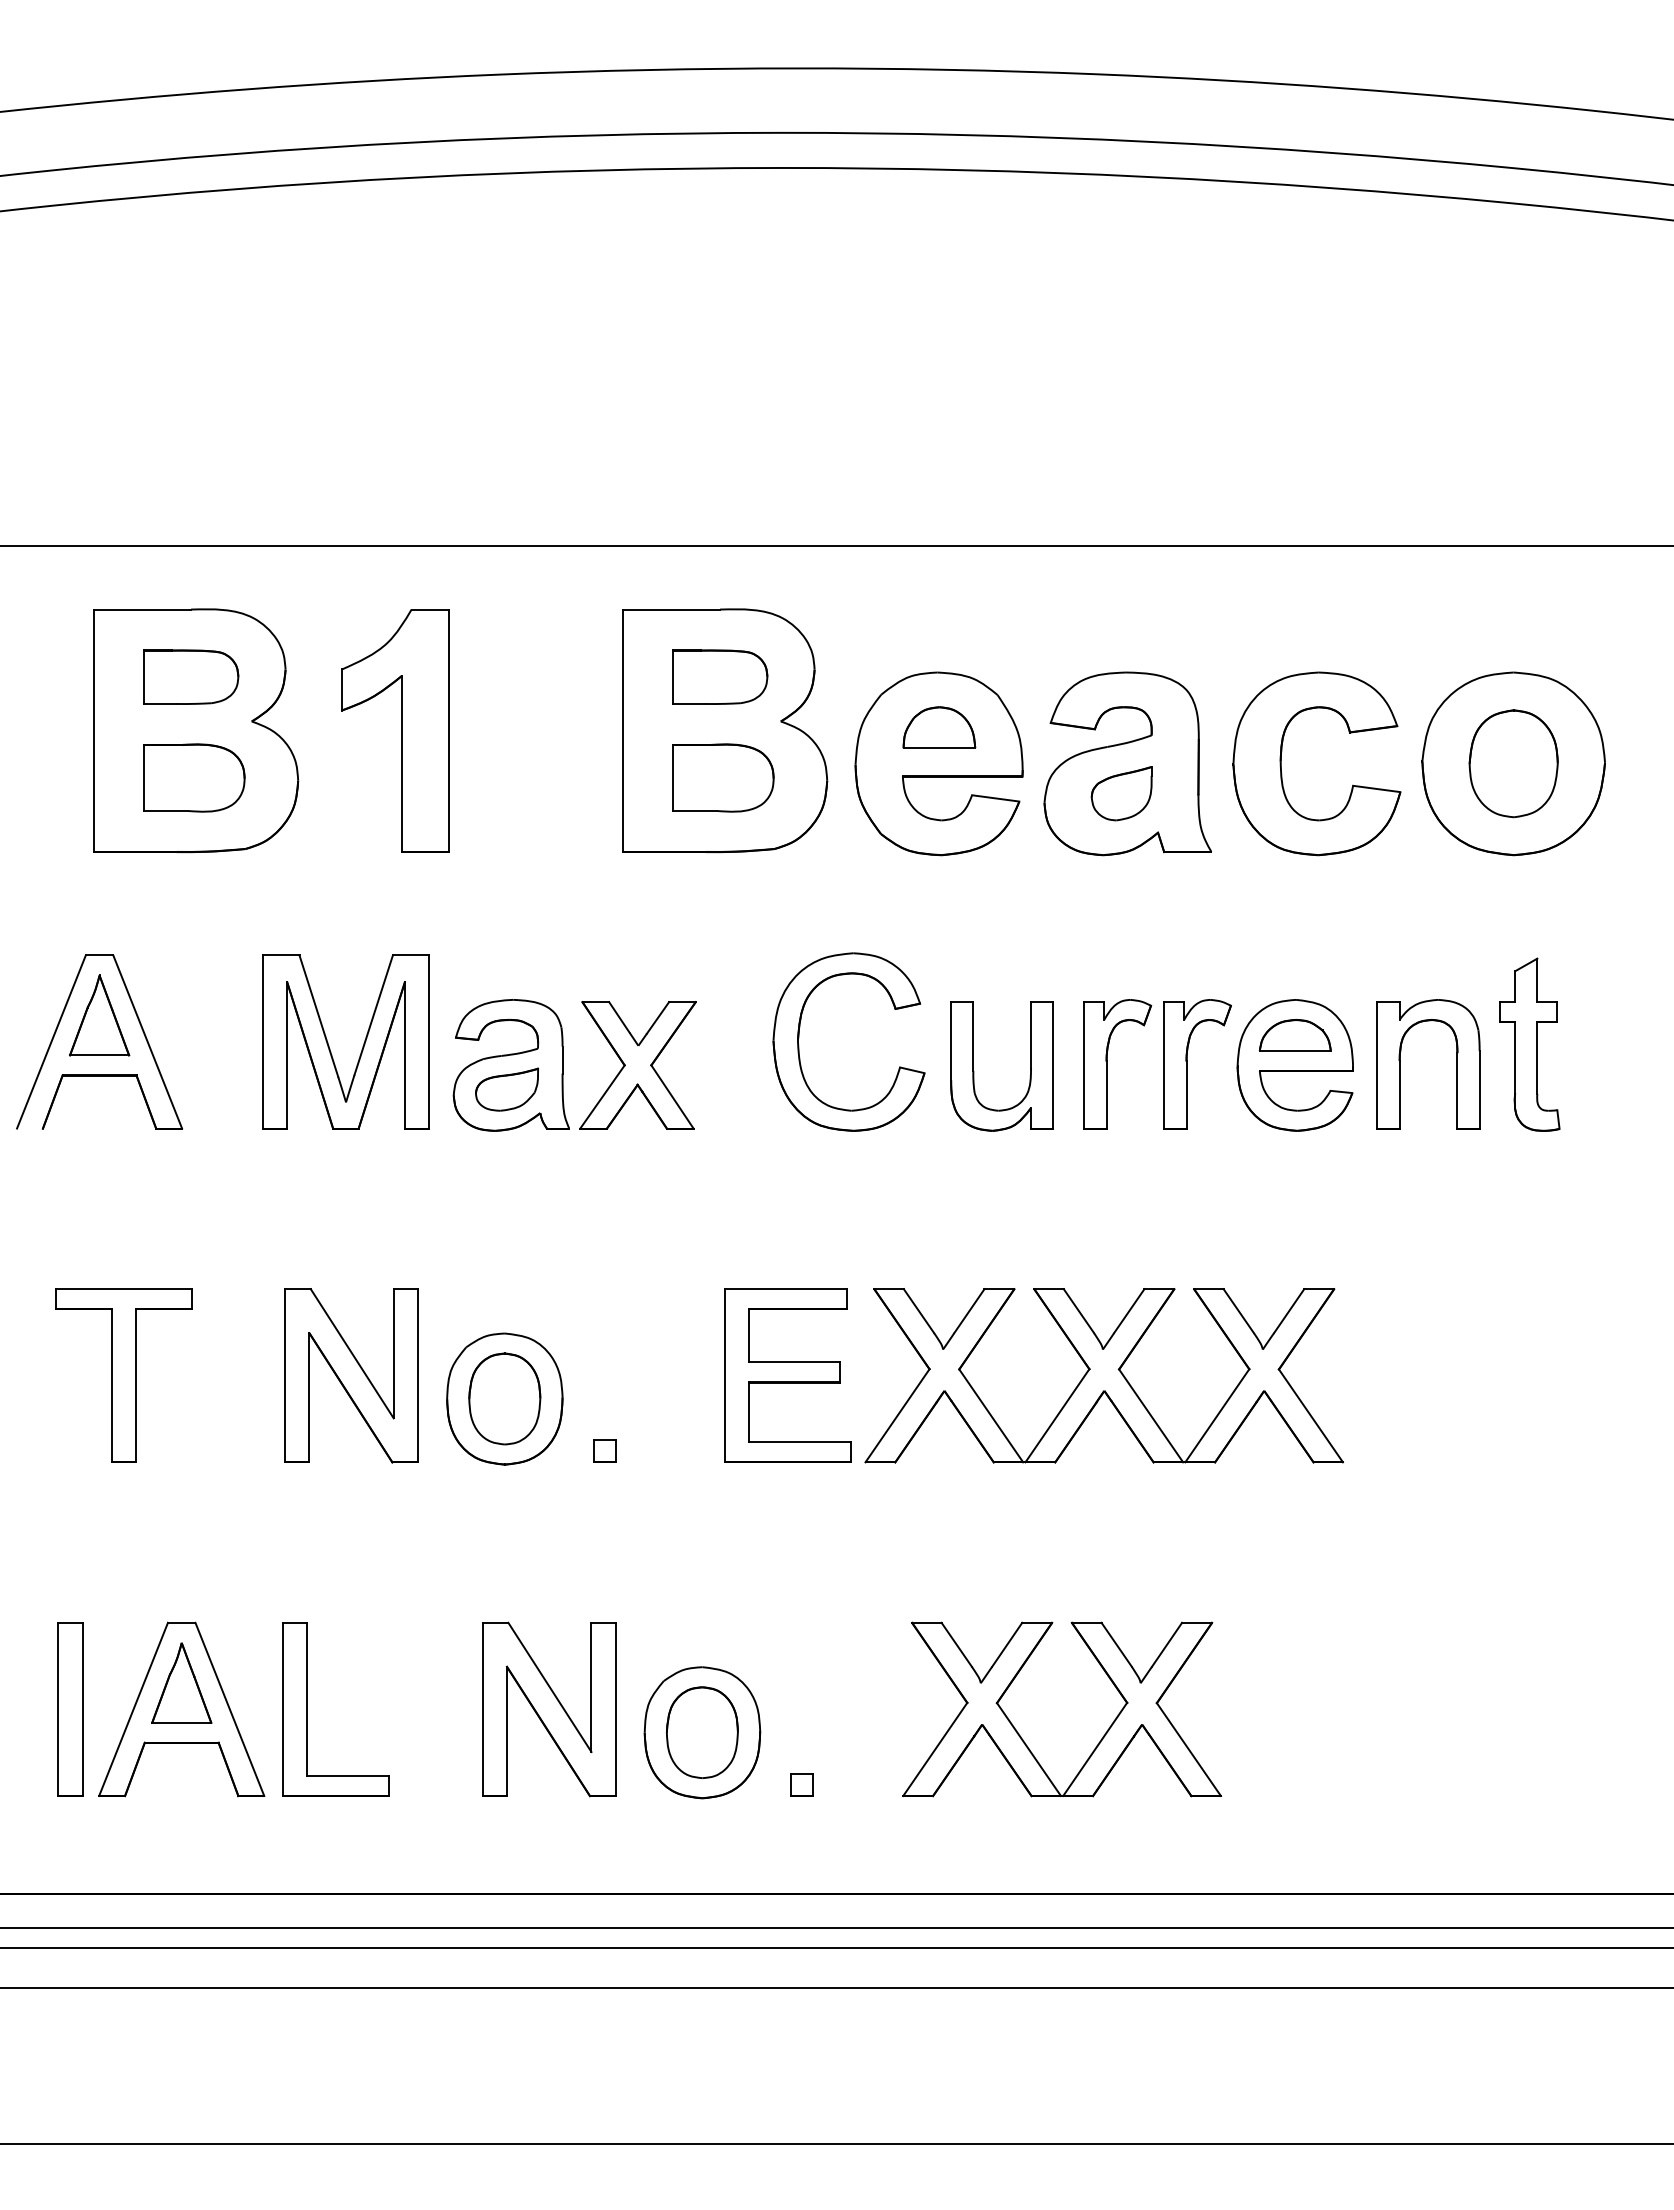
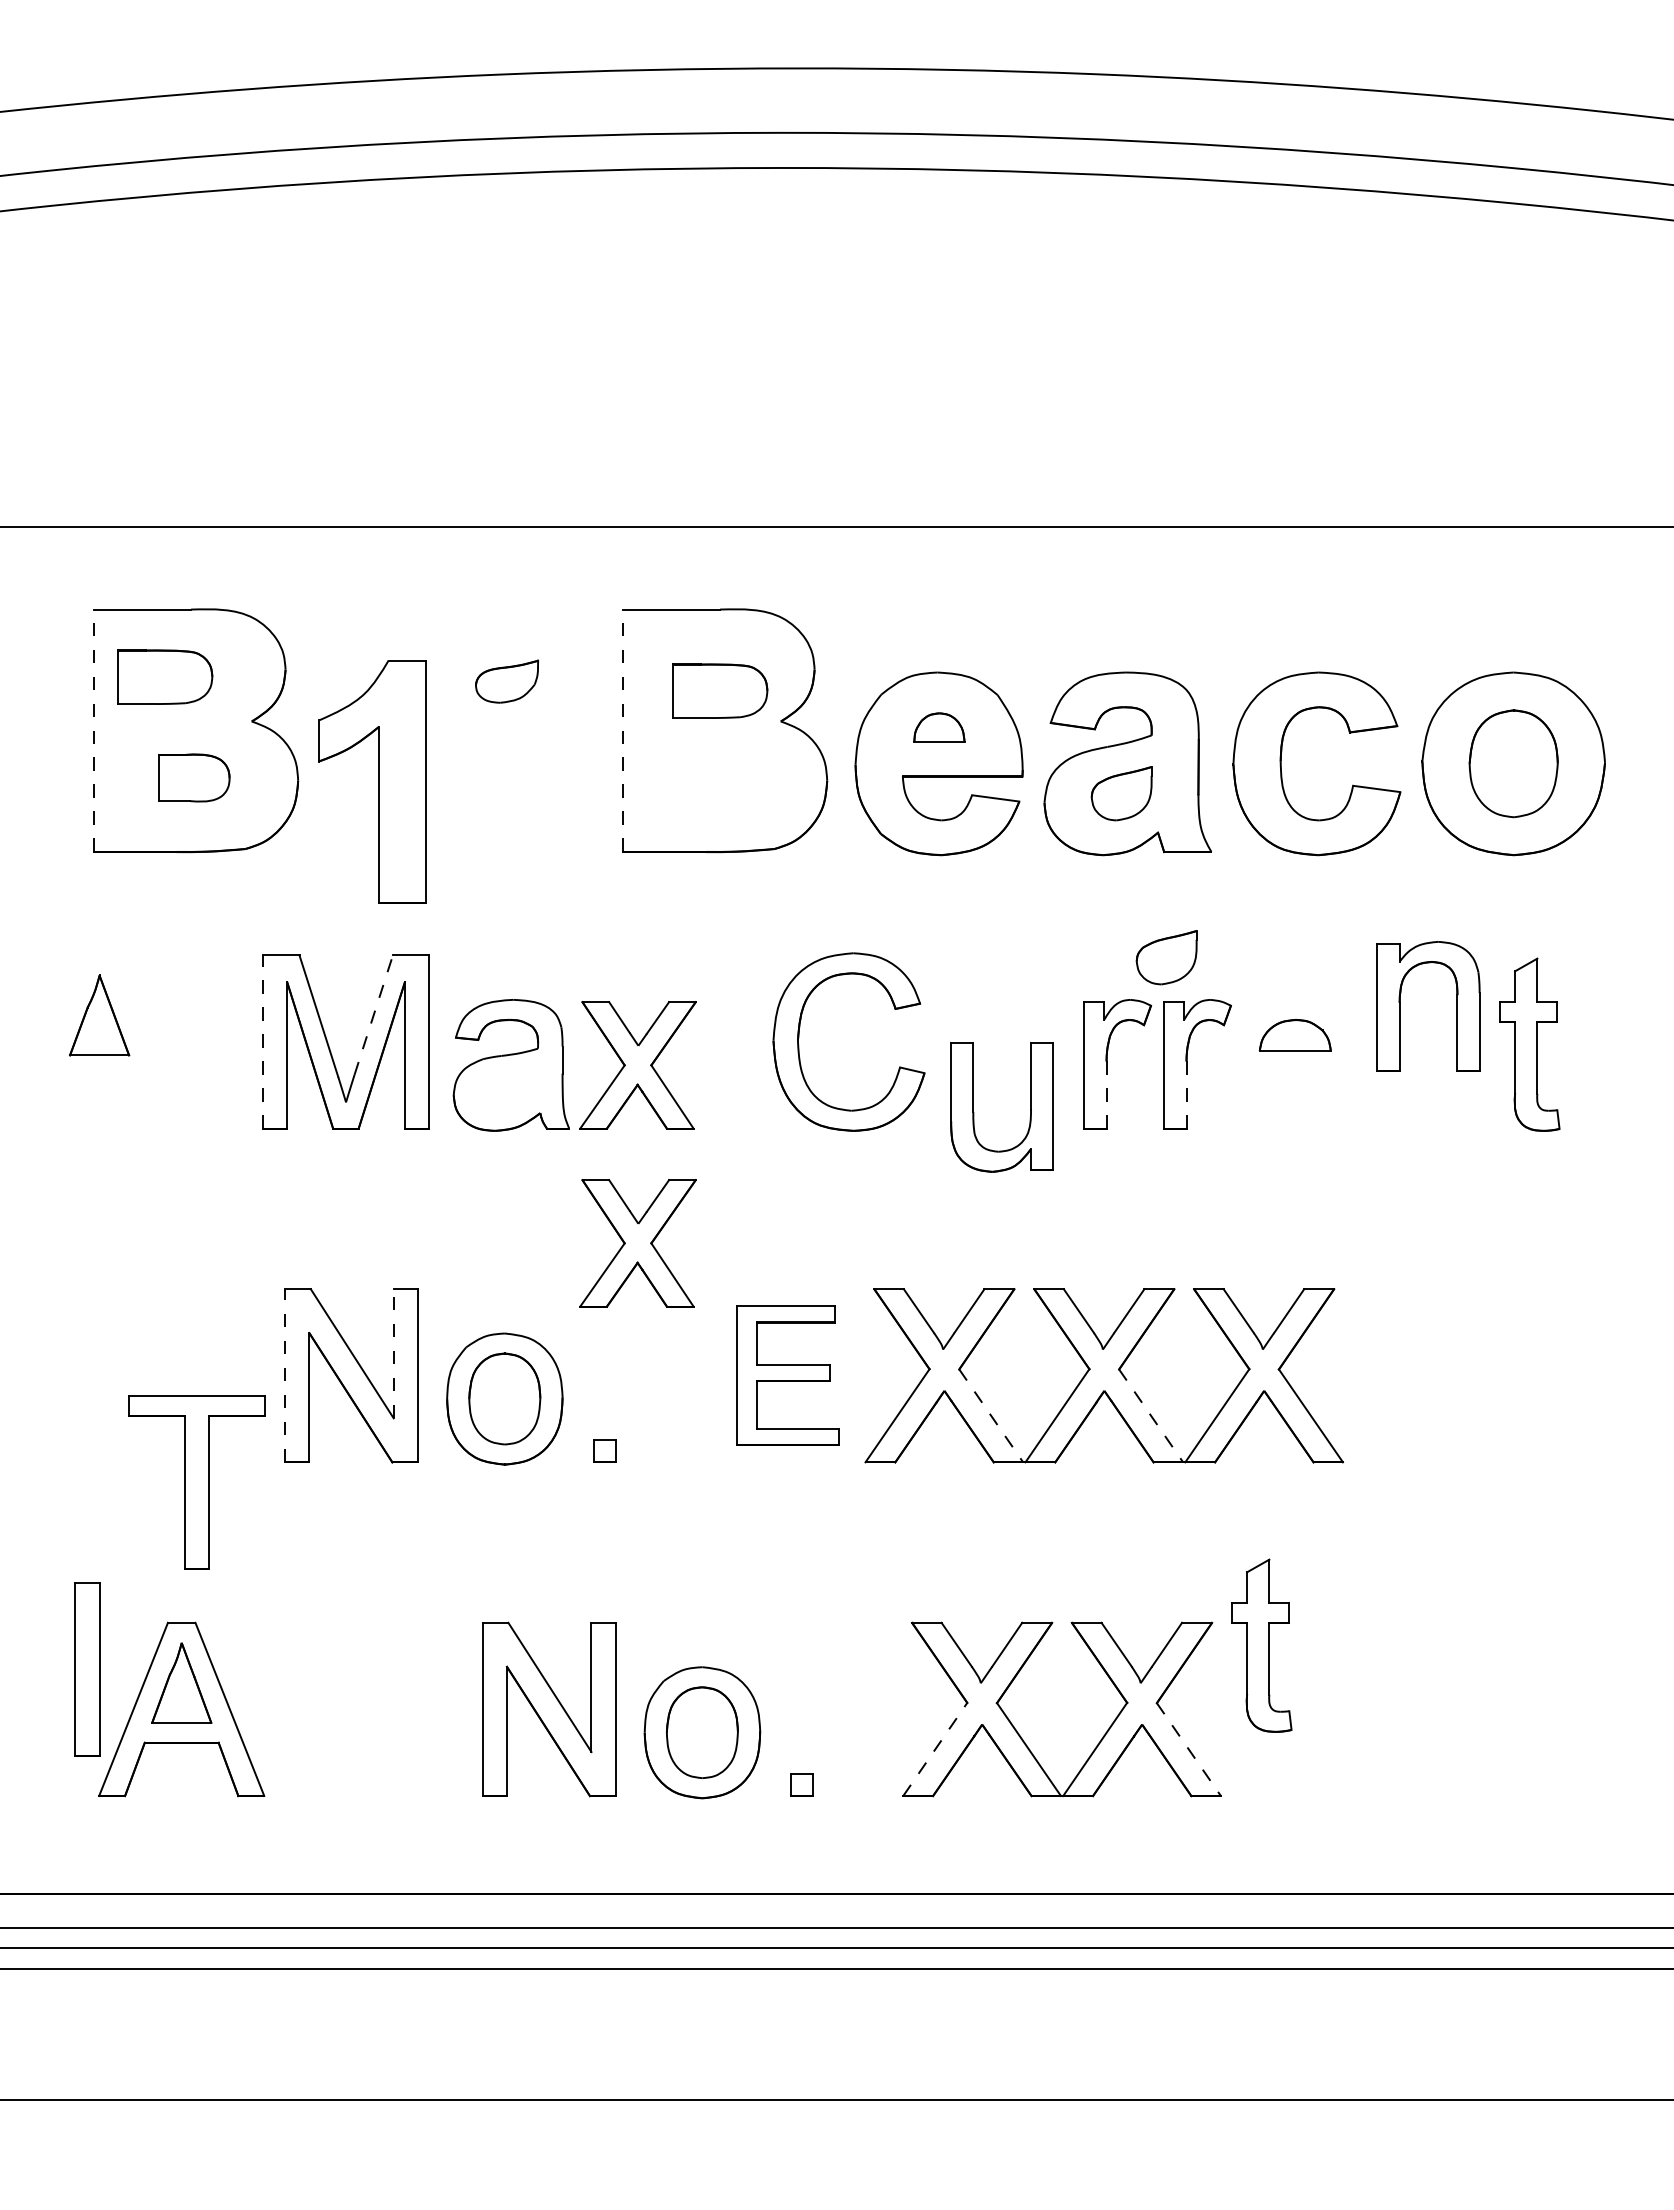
line position: (836, 545) -> (836, 526) (836, 526)
part position: (191, 676) -> (165, 676) (165, 676)
part position: (720, 676) -> (720, 690) (720, 690)
part size: 75x43 px -> 53x31 px (939, 727)
line: solid -> dashed (93, 730)
part position: (395, 730) -> (372, 781) (372, 781)
line: solid -> dashed (622, 730)
part size: 103x70 px -> 73x50 px (194, 777)
part: present -> none (723, 777)
part: none -> present (1166, 957)
line: solid -> dashed (373, 1015)
line: solid -> dashed (262, 1042)
part position: (1400, 1064) -> (1400, 1006) (1400, 1006)
part: present -> none (1294, 1065)
part position: (974, 1071) -> (974, 1112) (974, 1112)
part: present -> none (99, 1074)
part position: (506, 1089) -> (506, 681) (506, 681)
line: solid -> dashed (1106, 1094)
line: solid -> dashed (1186, 1094)
part: none -> present (637, 1243)
line: solid -> dashed (393, 1353)
part position: (123, 1375) -> (196, 1482) (196, 1482)
line: solid -> dashed (285, 1375)
part size: 128x175 px -> 104x141 px (787, 1375)
line: solid -> dashed (991, 1416)
line: solid -> dashed (1151, 1416)
part: none -> present (1261, 1645)
part position: (70, 1709) -> (87, 1669) (87, 1669)
part: present -> none (307, 1709)
line: solid -> dashed (935, 1749)
line: solid -> dashed (1189, 1749)
line position: (836, 1987) -> (836, 1968) (836, 1968)
line position: (836, 2143) -> (836, 2099) (836, 2099)
